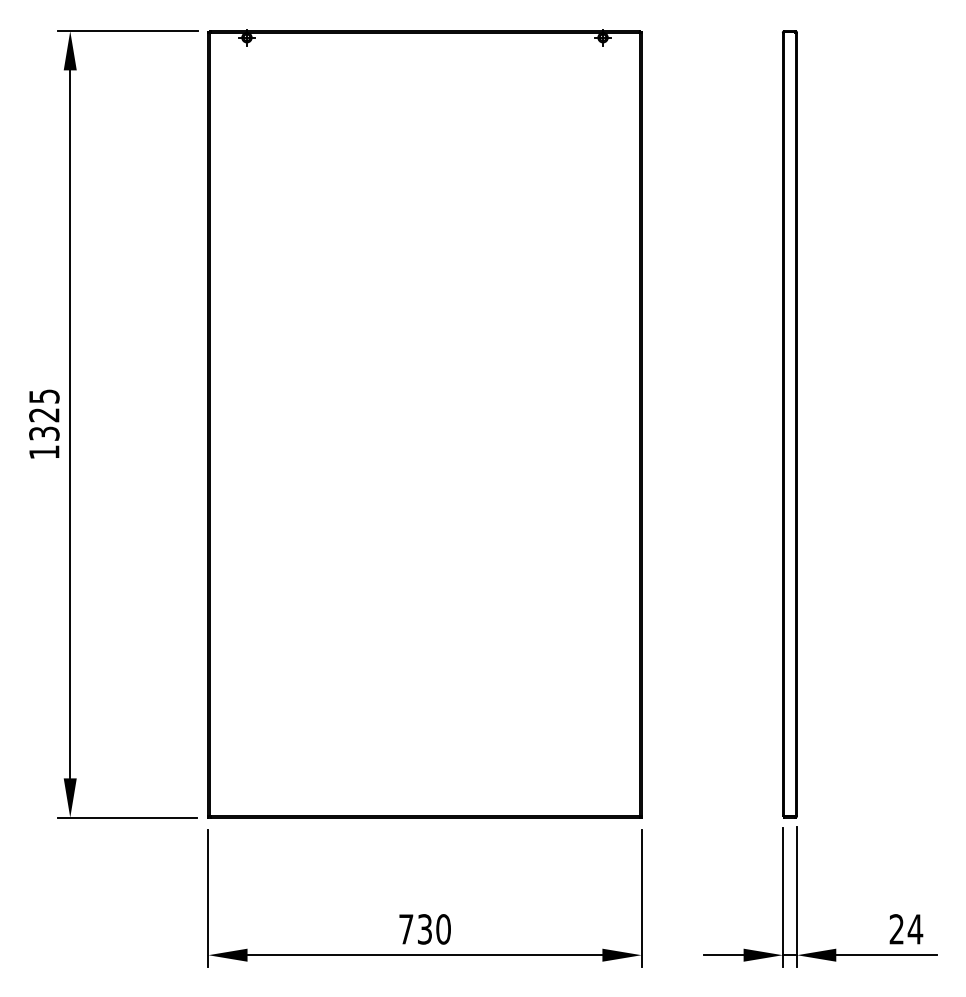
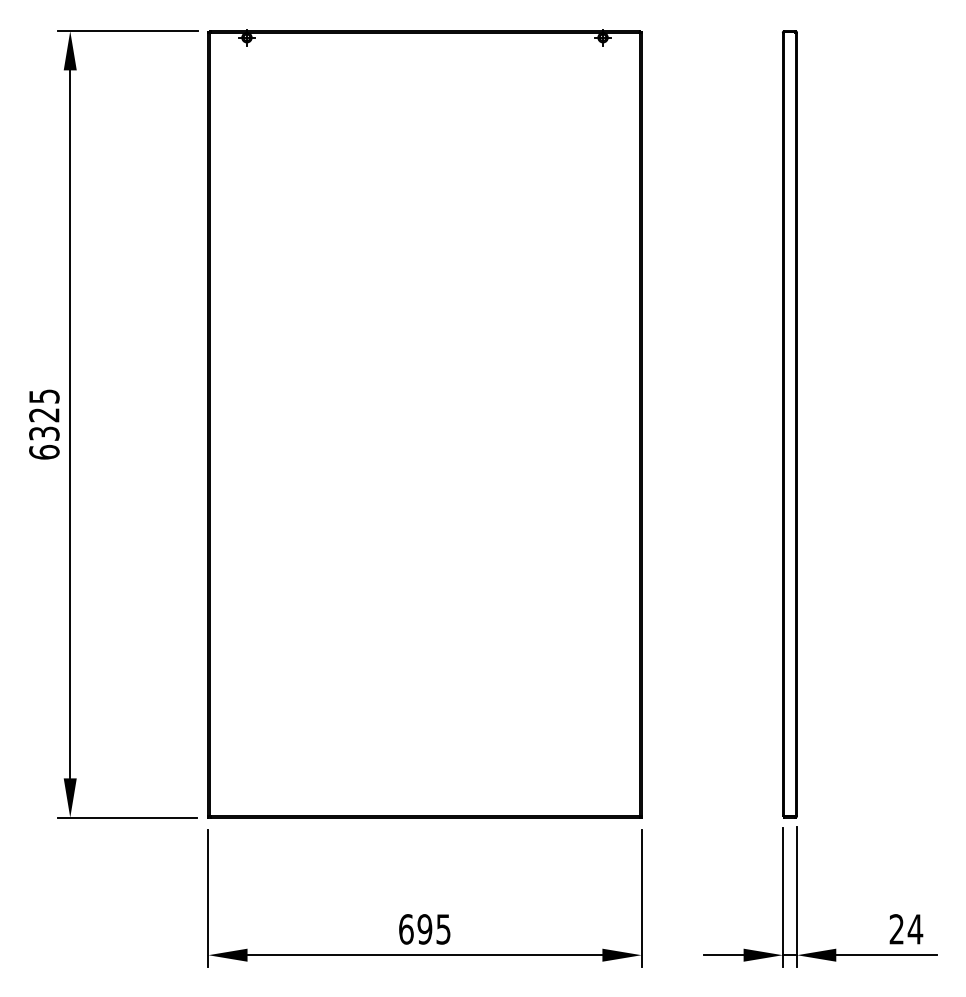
text: 1325 -> 6325 (44, 451)
text: 730 -> 695 (424, 929)
